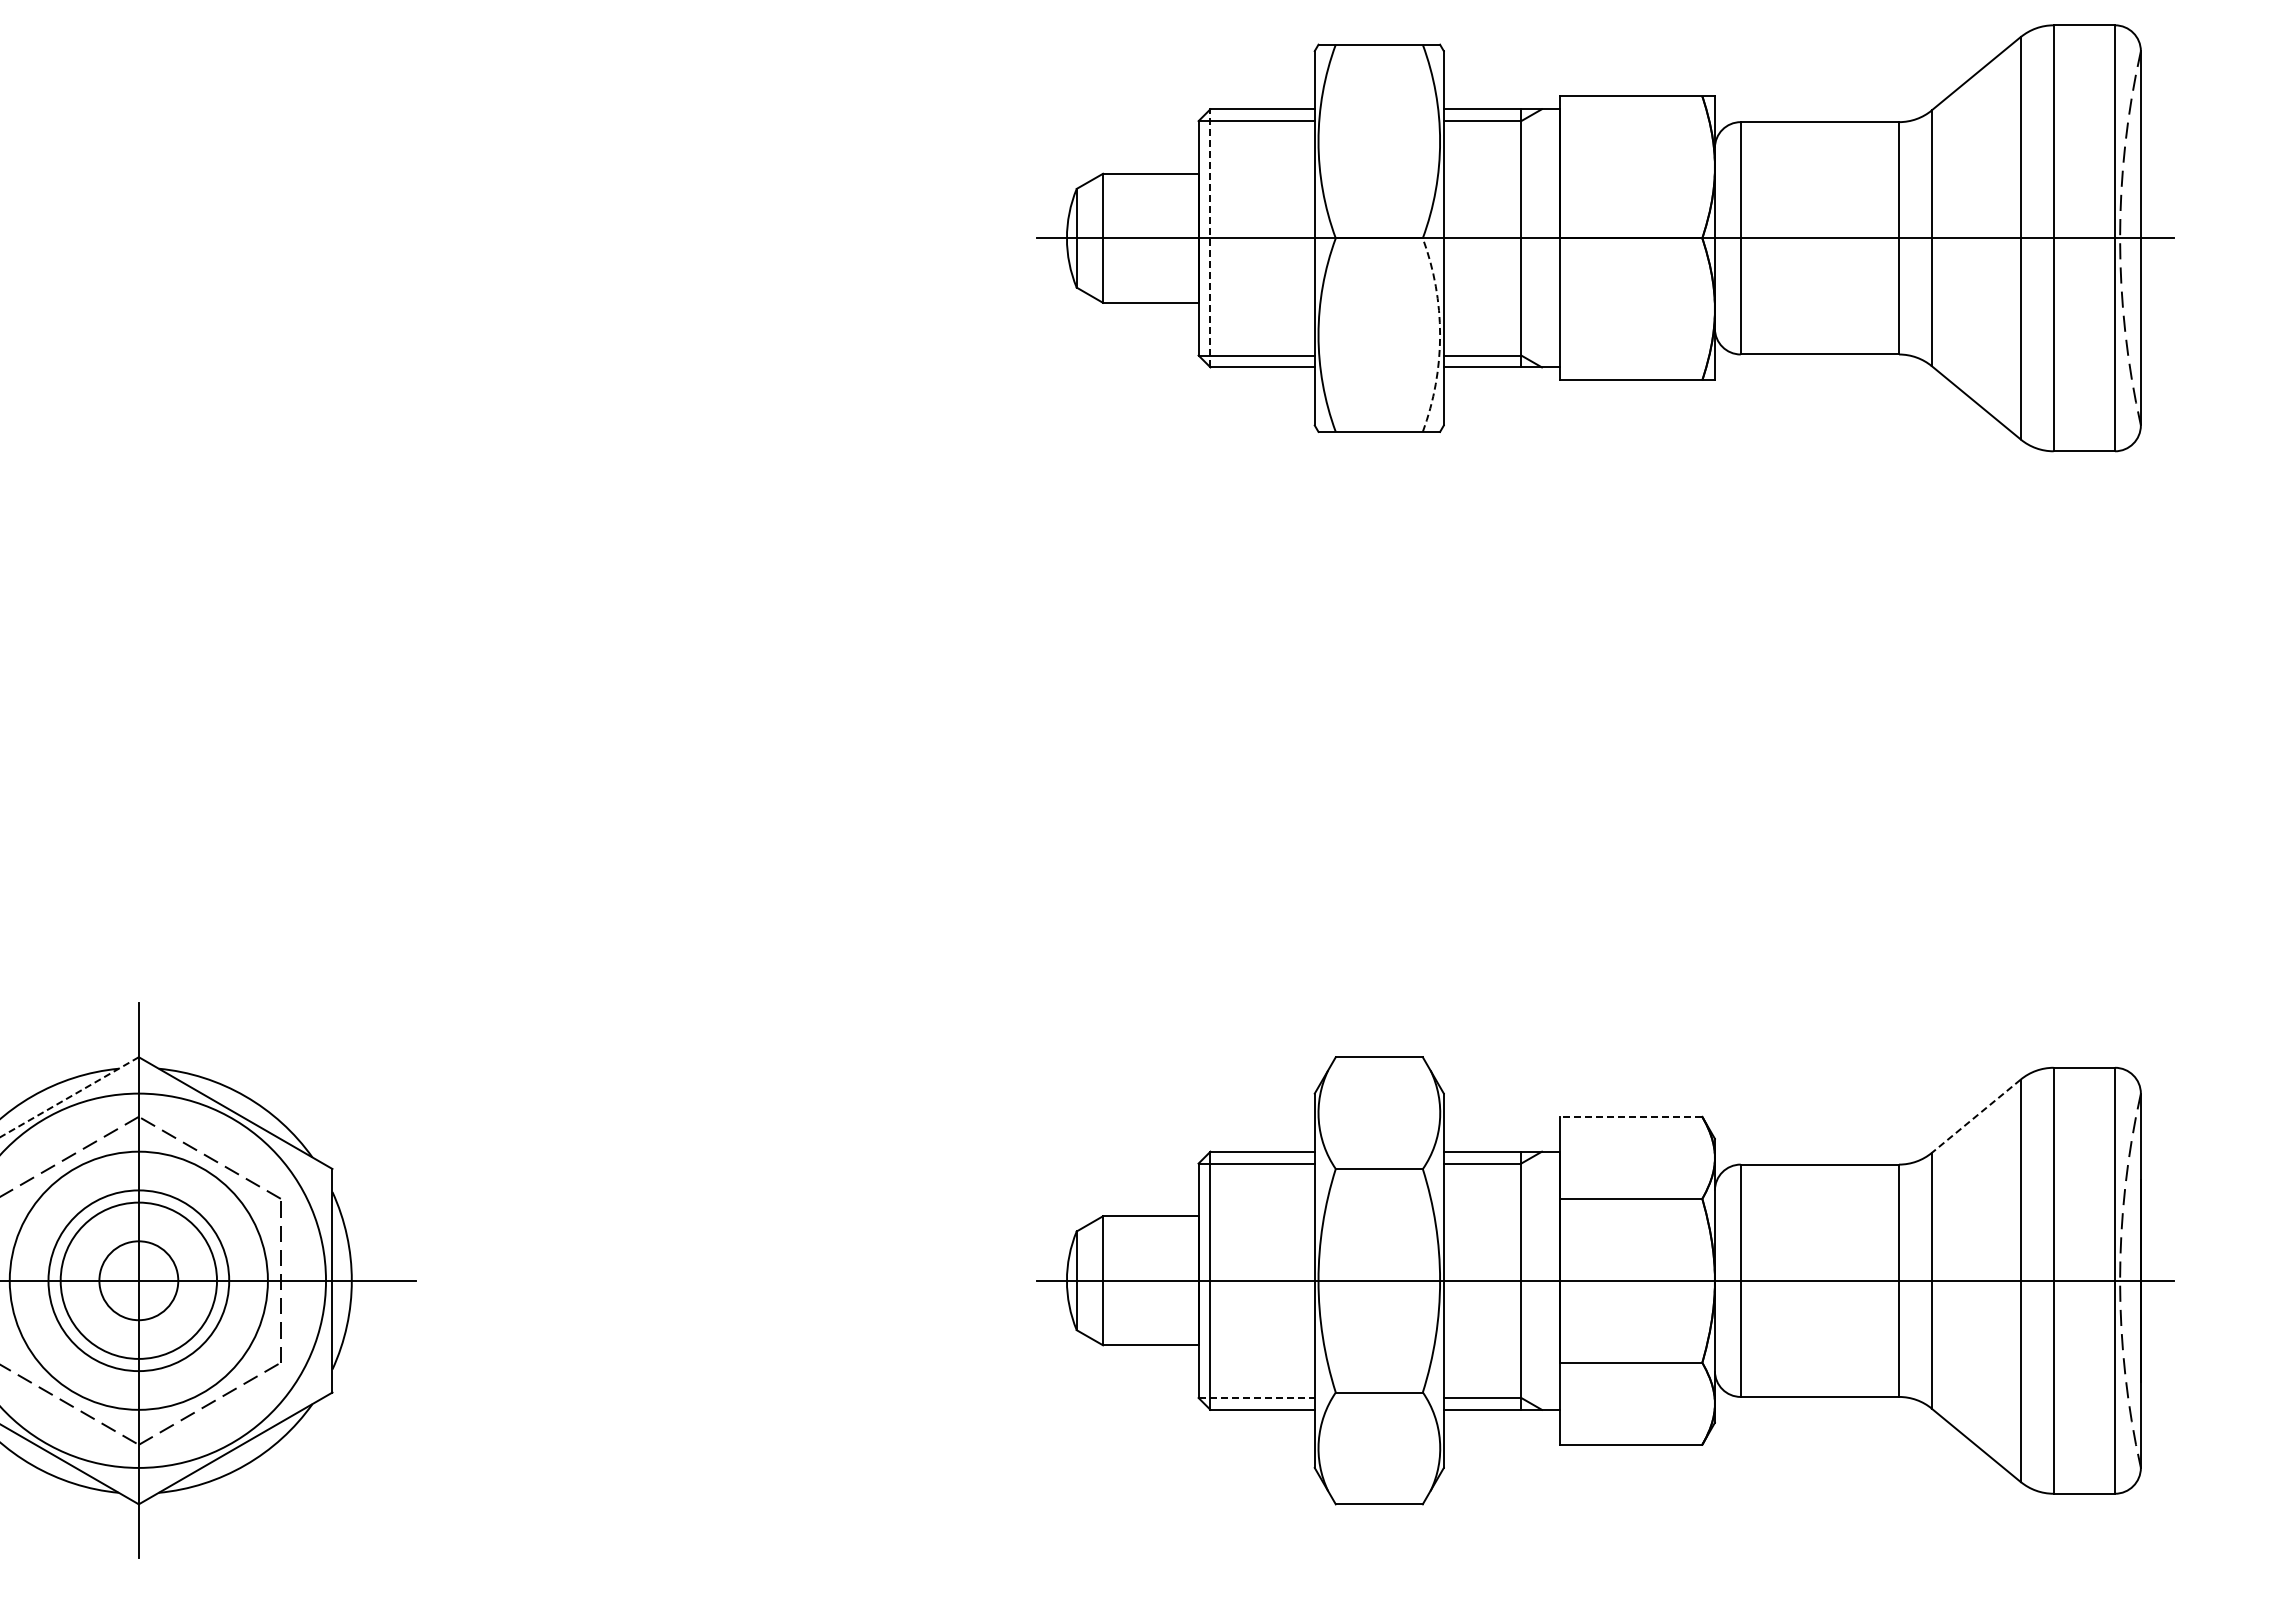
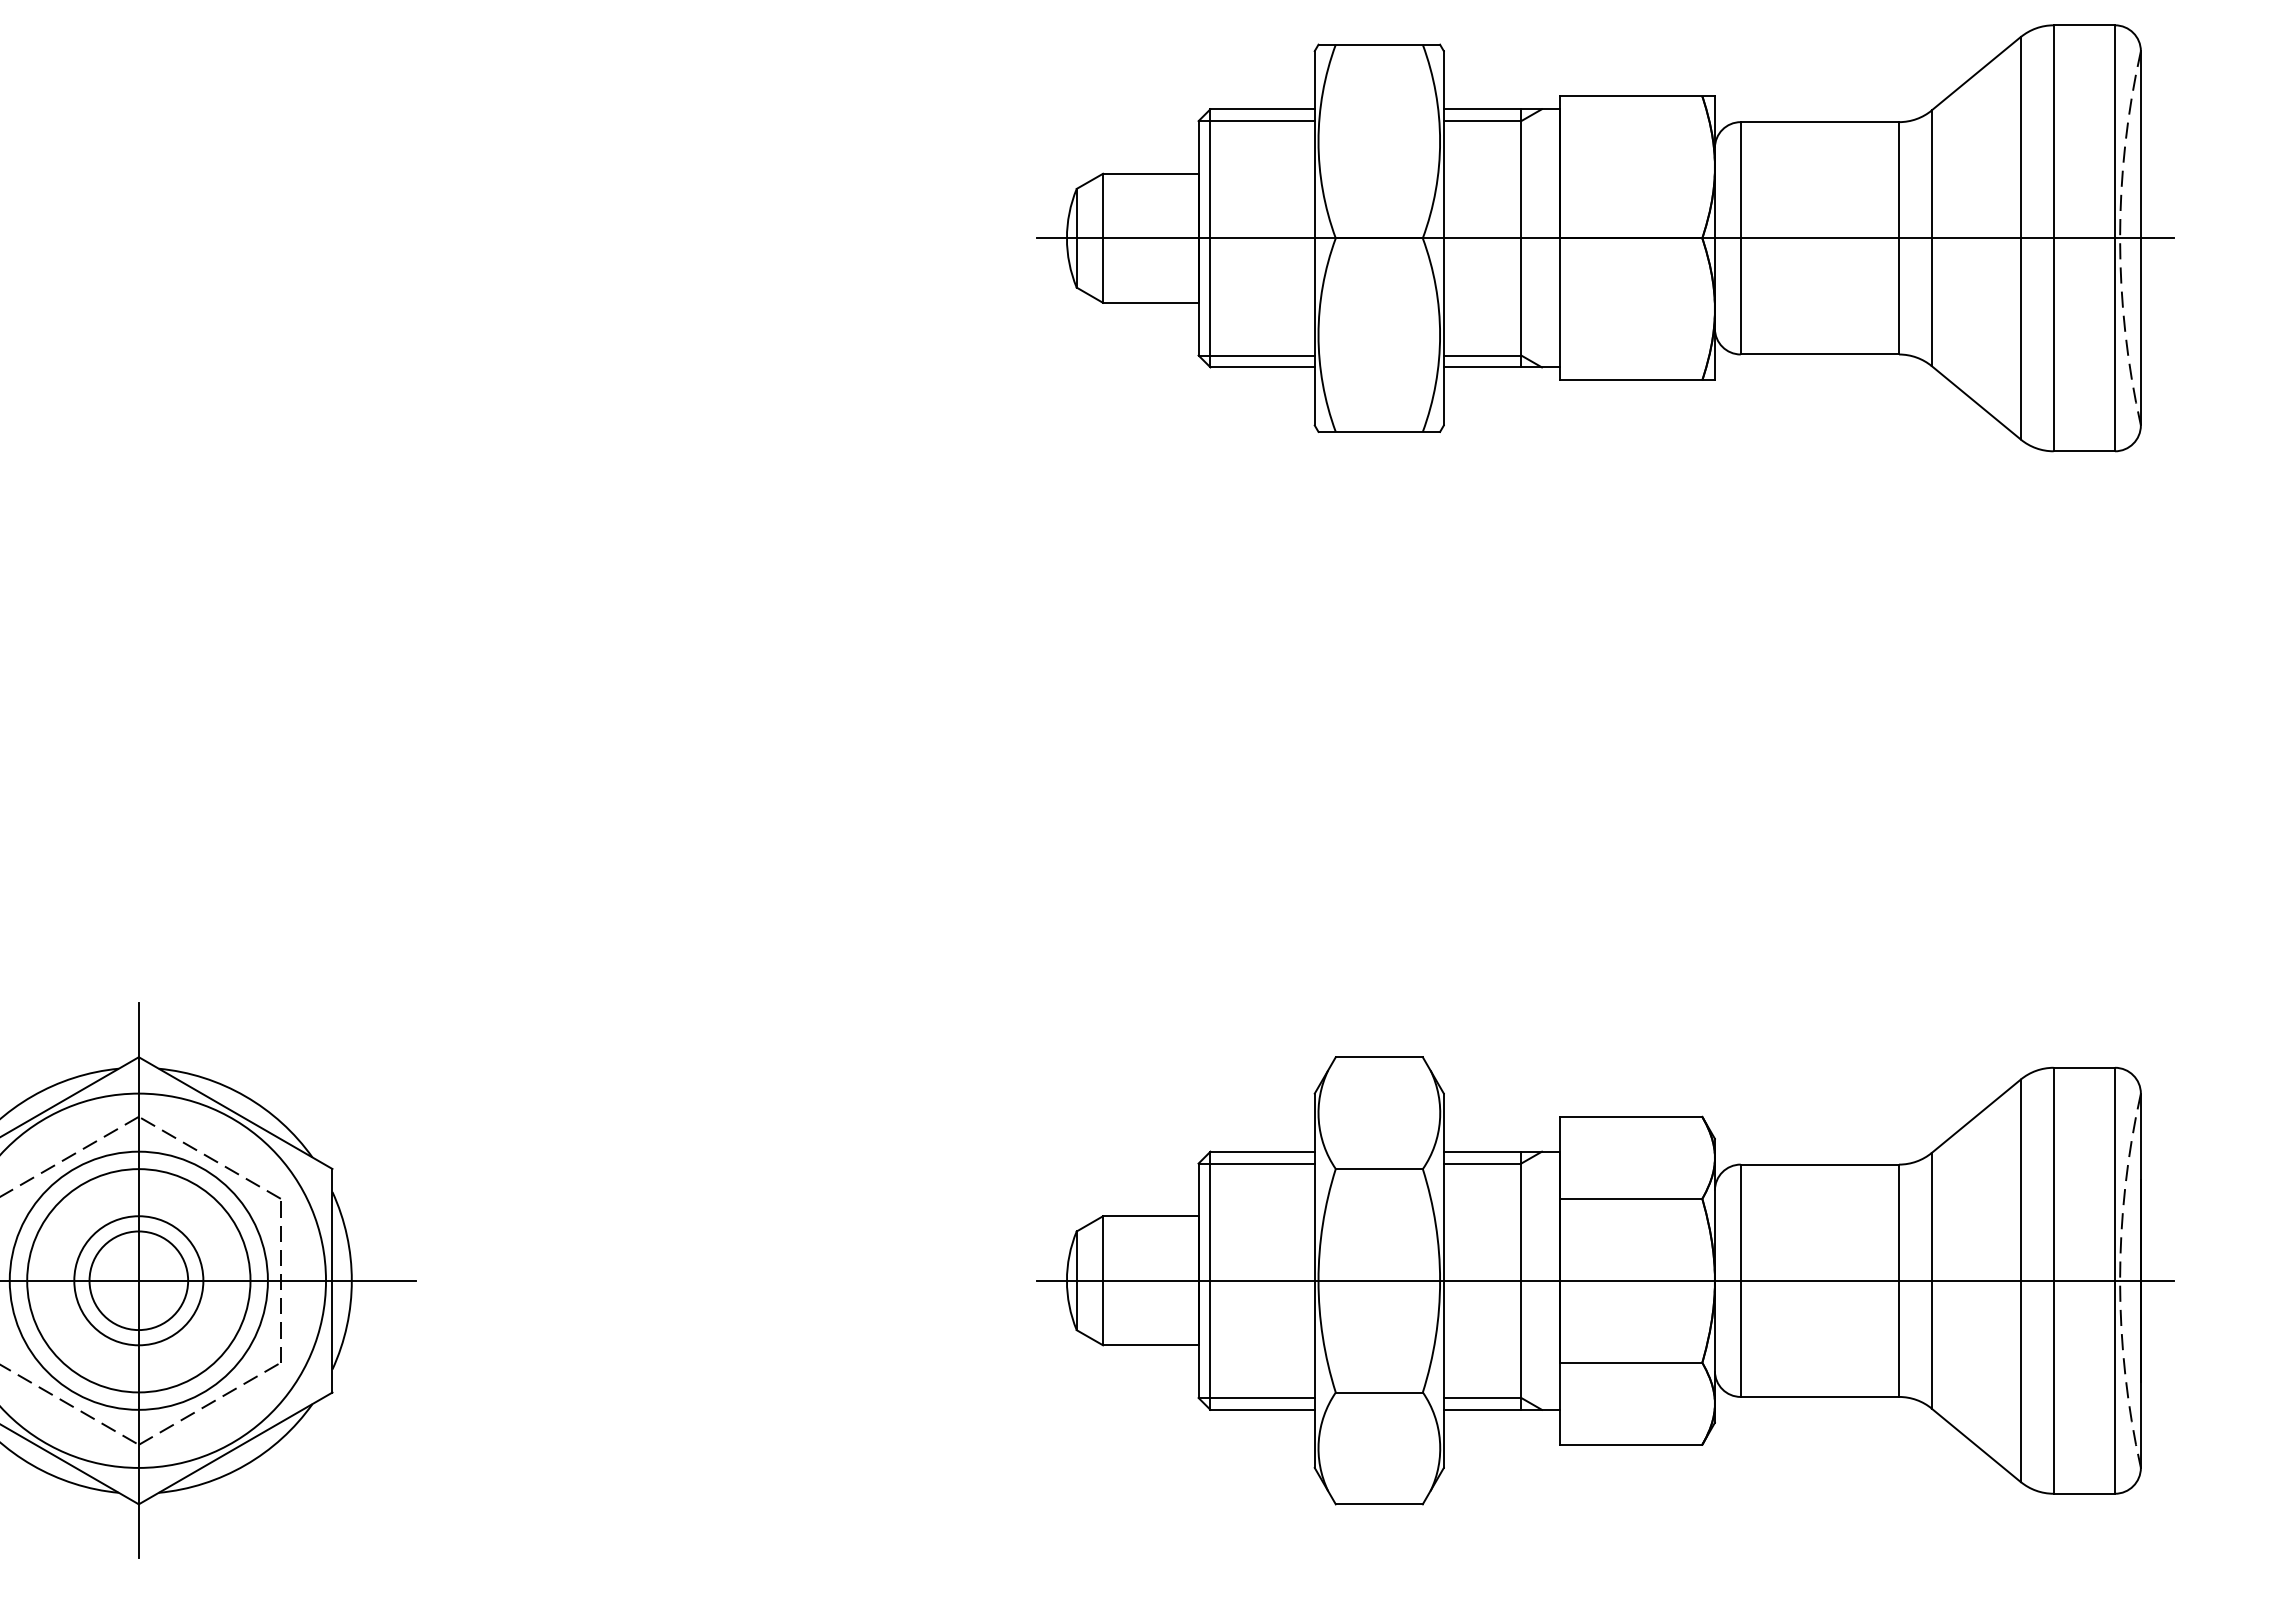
line: dashed -> solid (1210, 237)
arc: dashed -> solid (1440, 335)
line: dashed -> solid (69, 1097)
line: dashed -> solid (1630, 1116)
line: dashed -> solid (1976, 1116)
circle diameter: 156 px -> 223 px (138, 1280)
circle diameter: 181 px -> 129 px (138, 1280)
circle diameter: 79 px -> 99 px (138, 1280)
line: dashed -> solid (1257, 1397)
